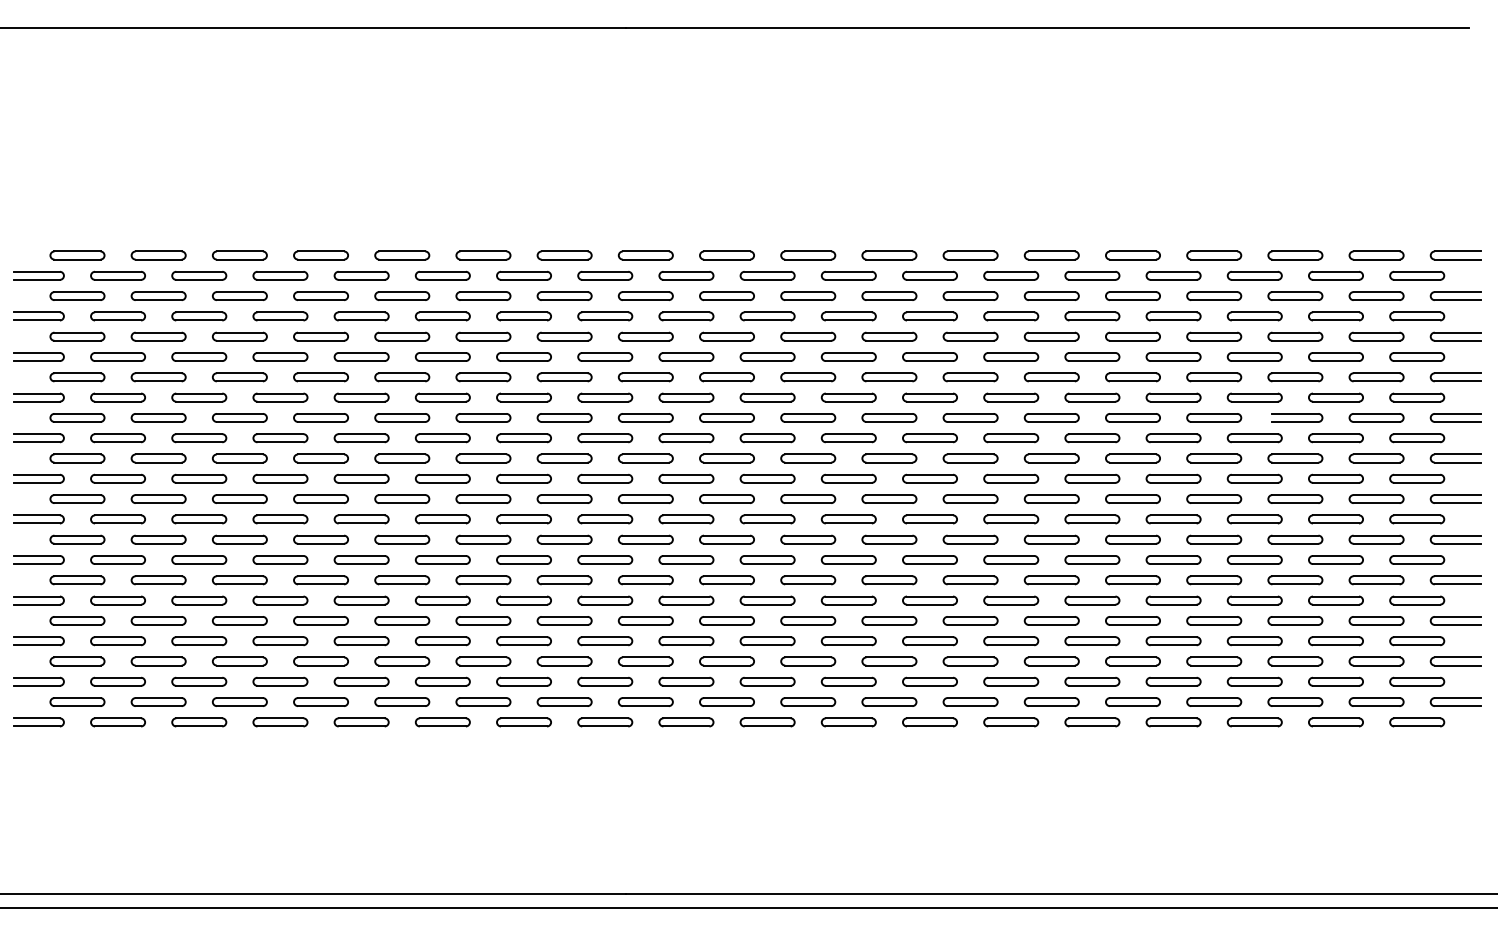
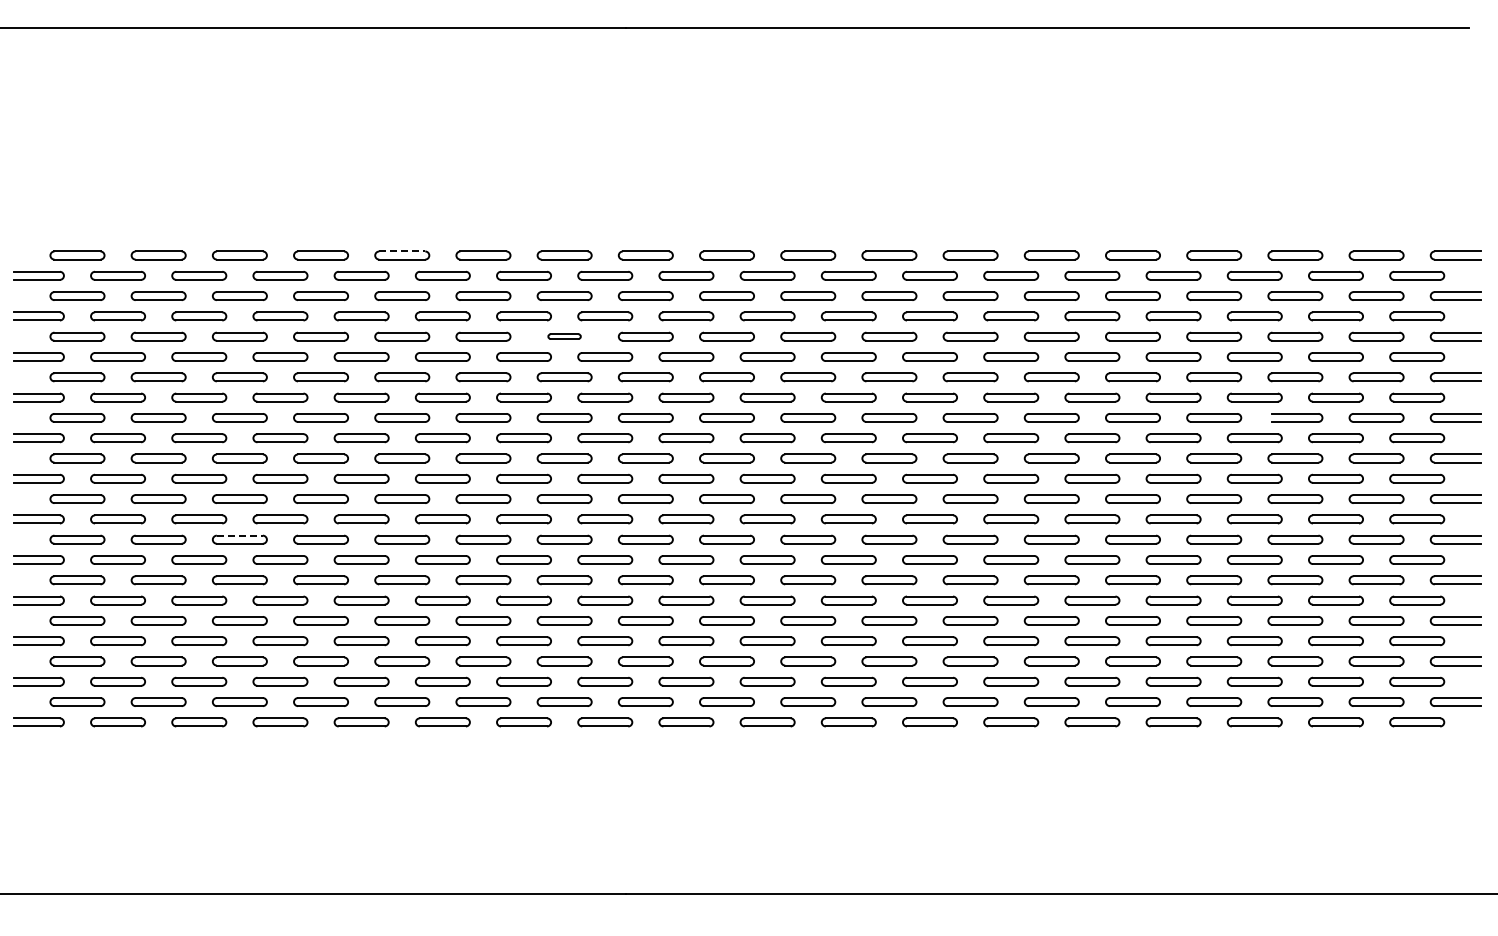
line: solid -> dashed (402, 251)
part size: 57x11 px -> 35x7 px (564, 336)
line: solid -> dashed (240, 535)
line: present -> none (748, 907)
